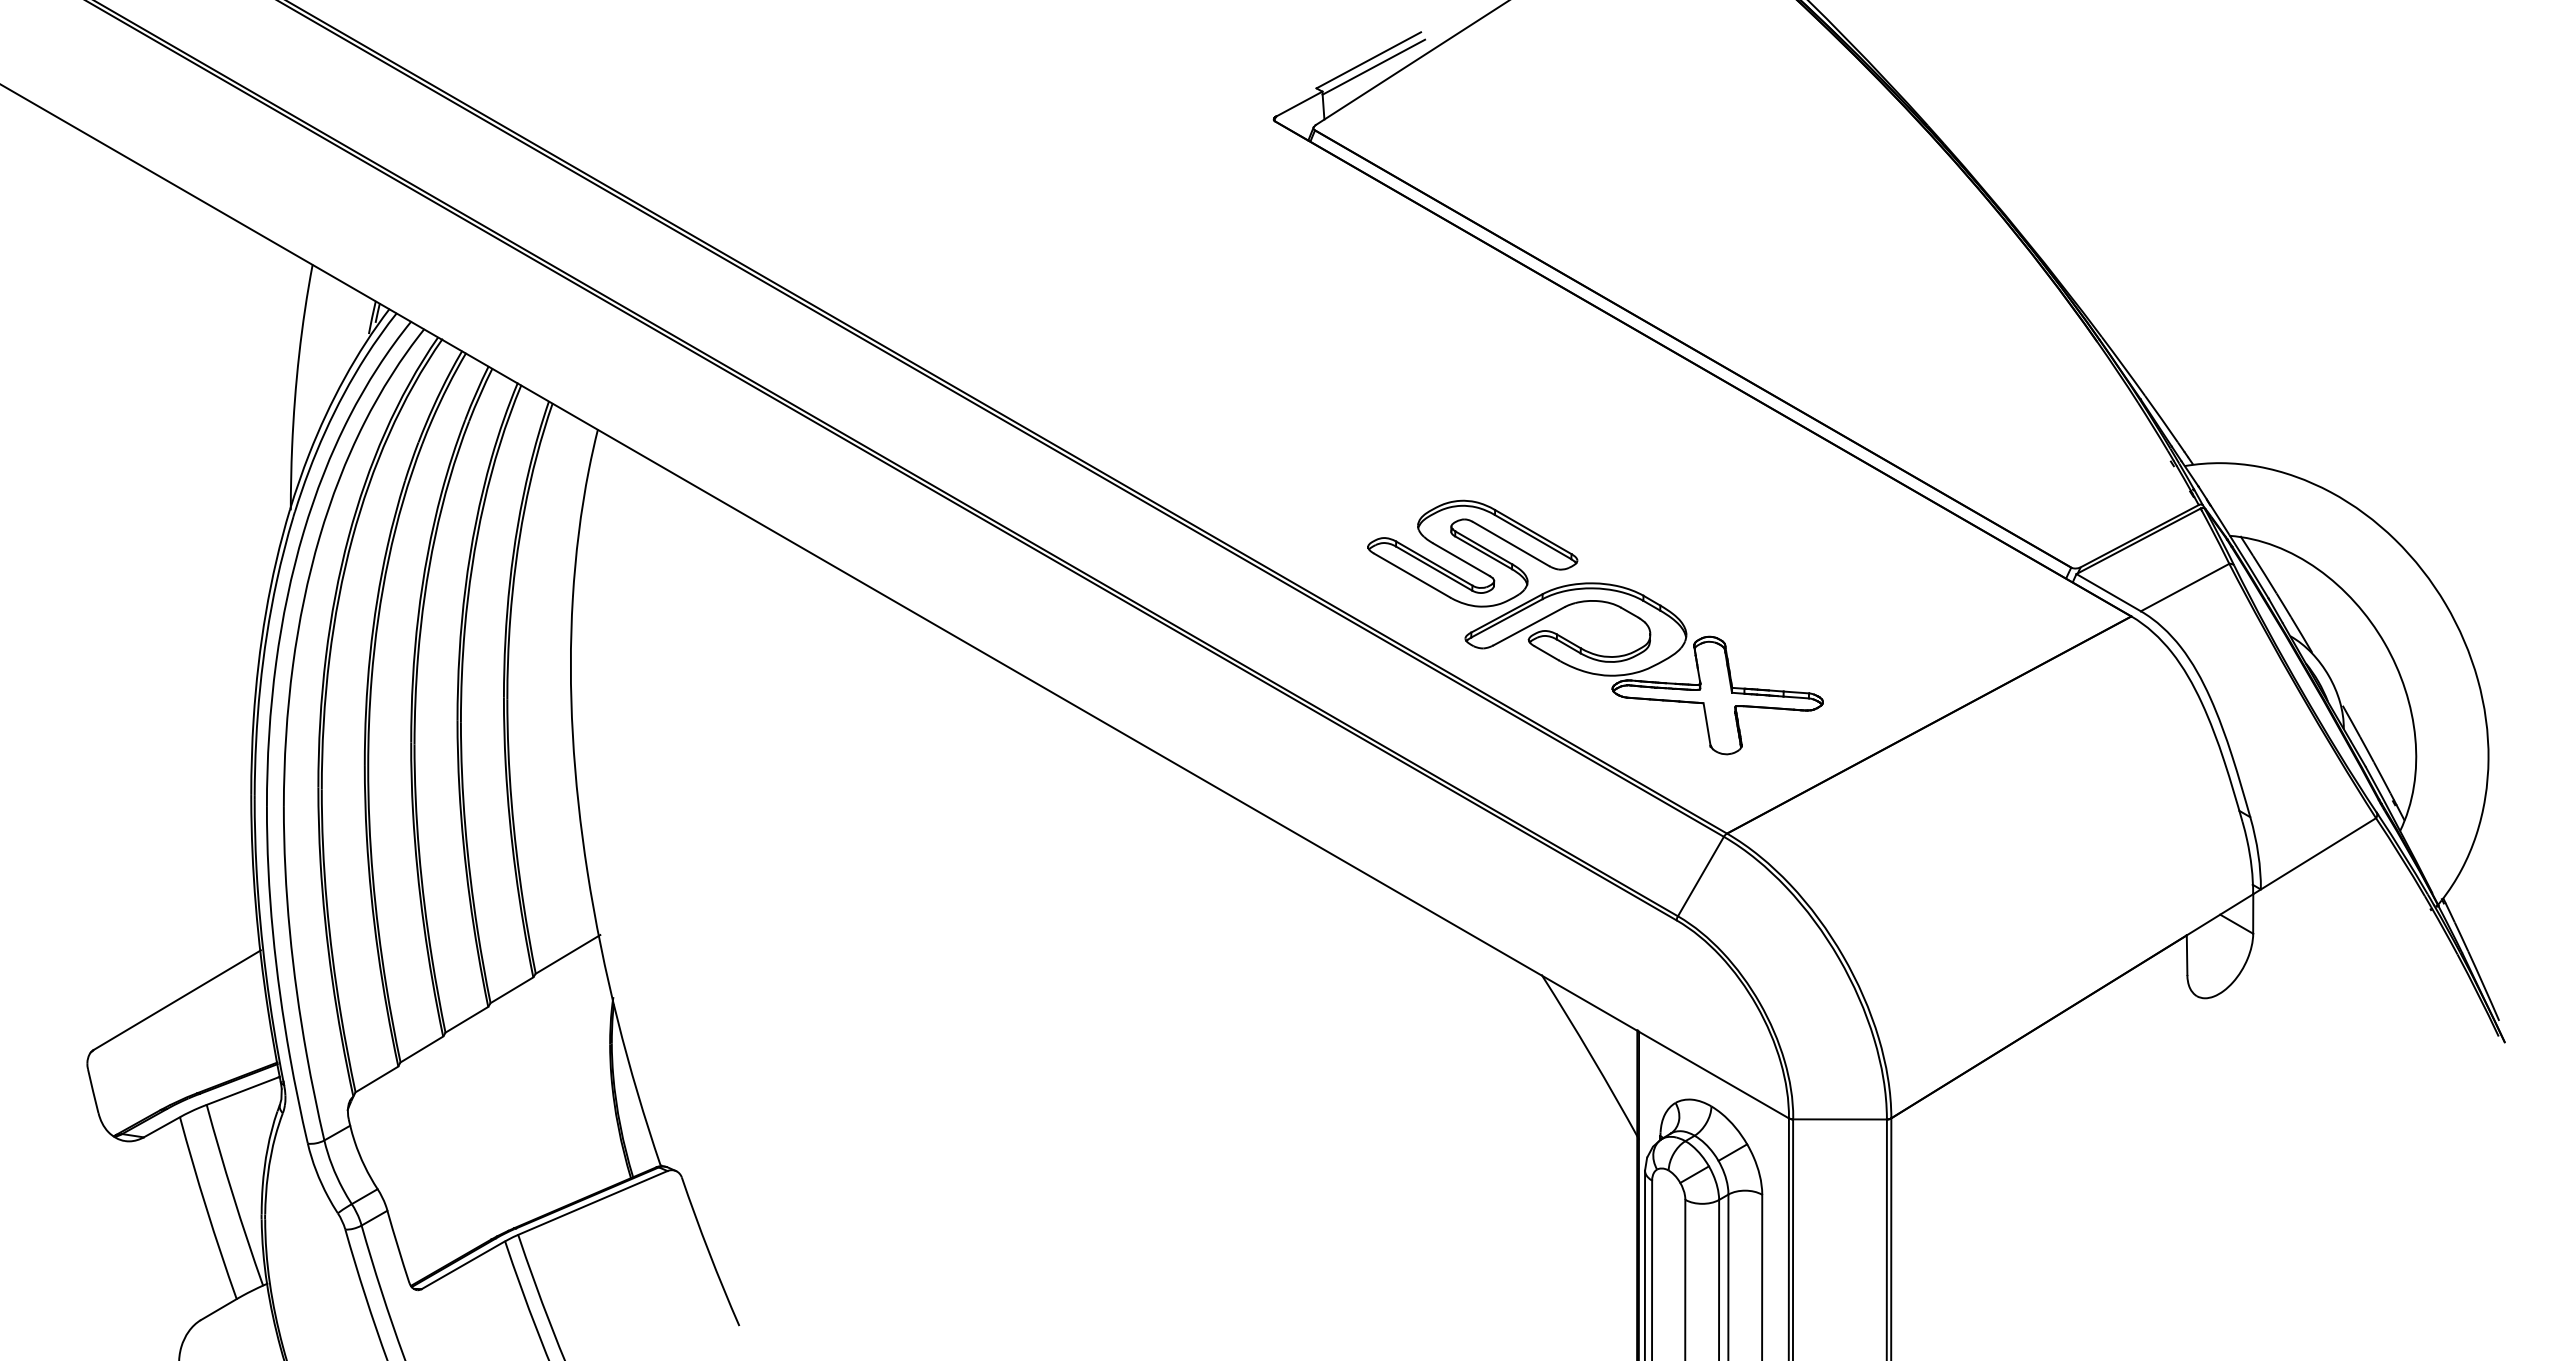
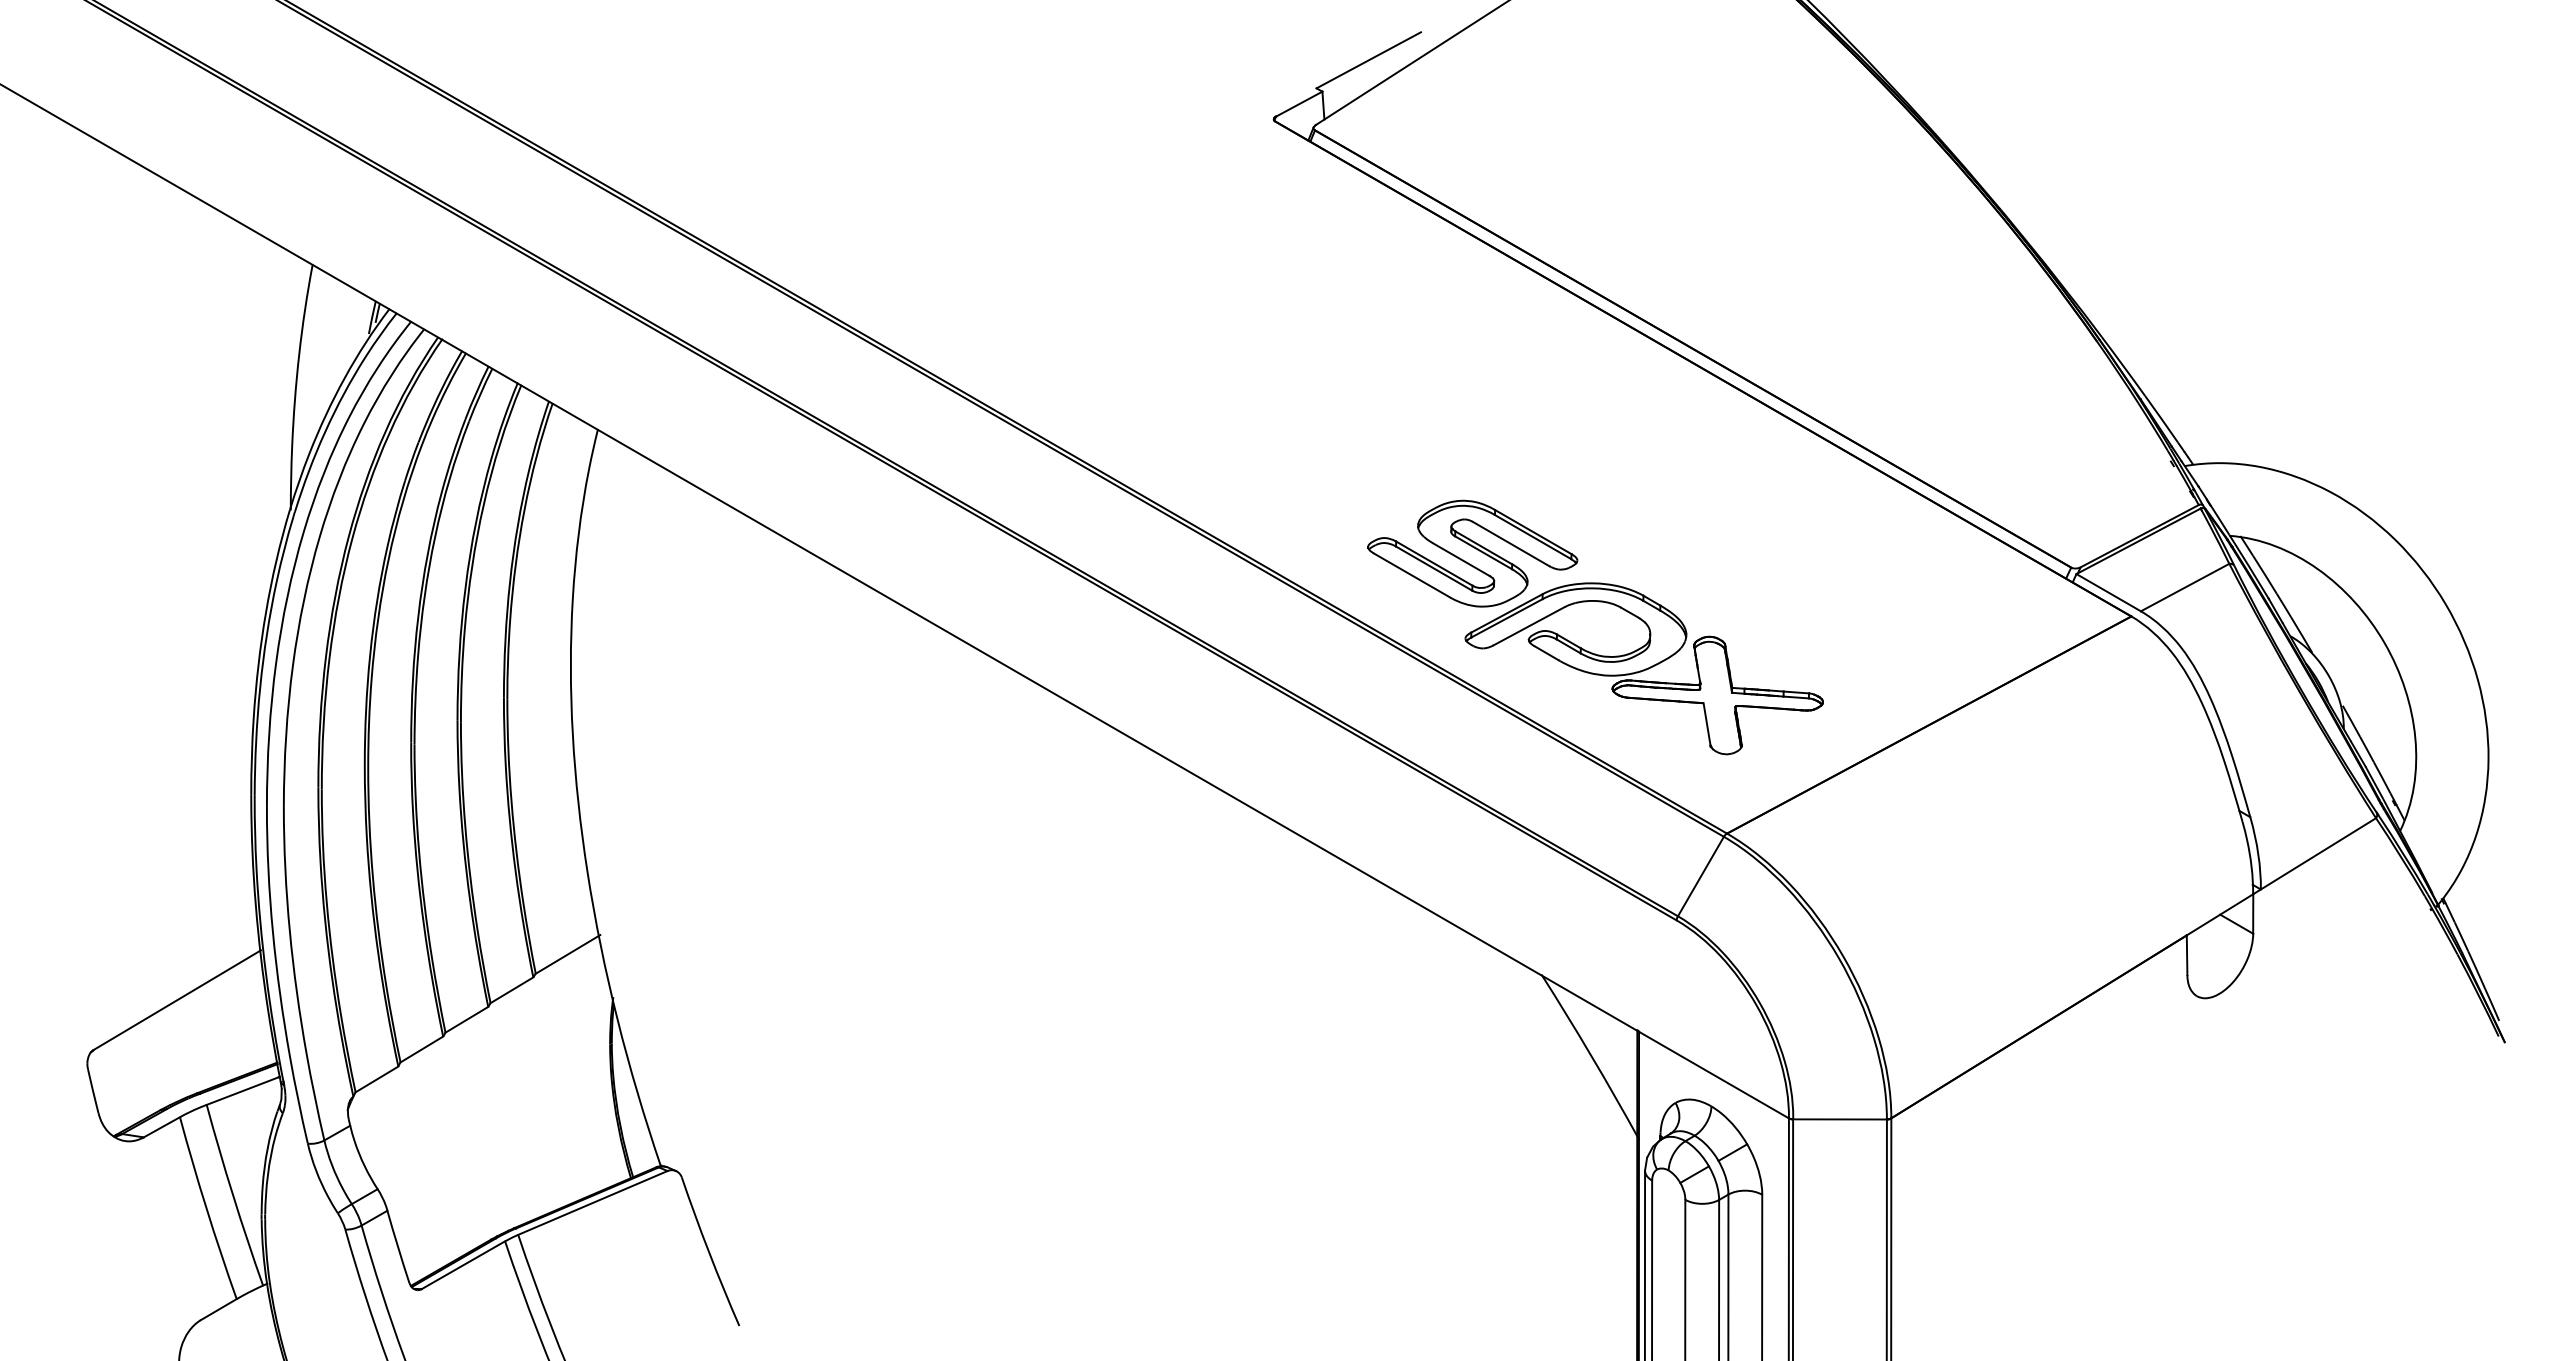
line: present -> none (1373, 66)
